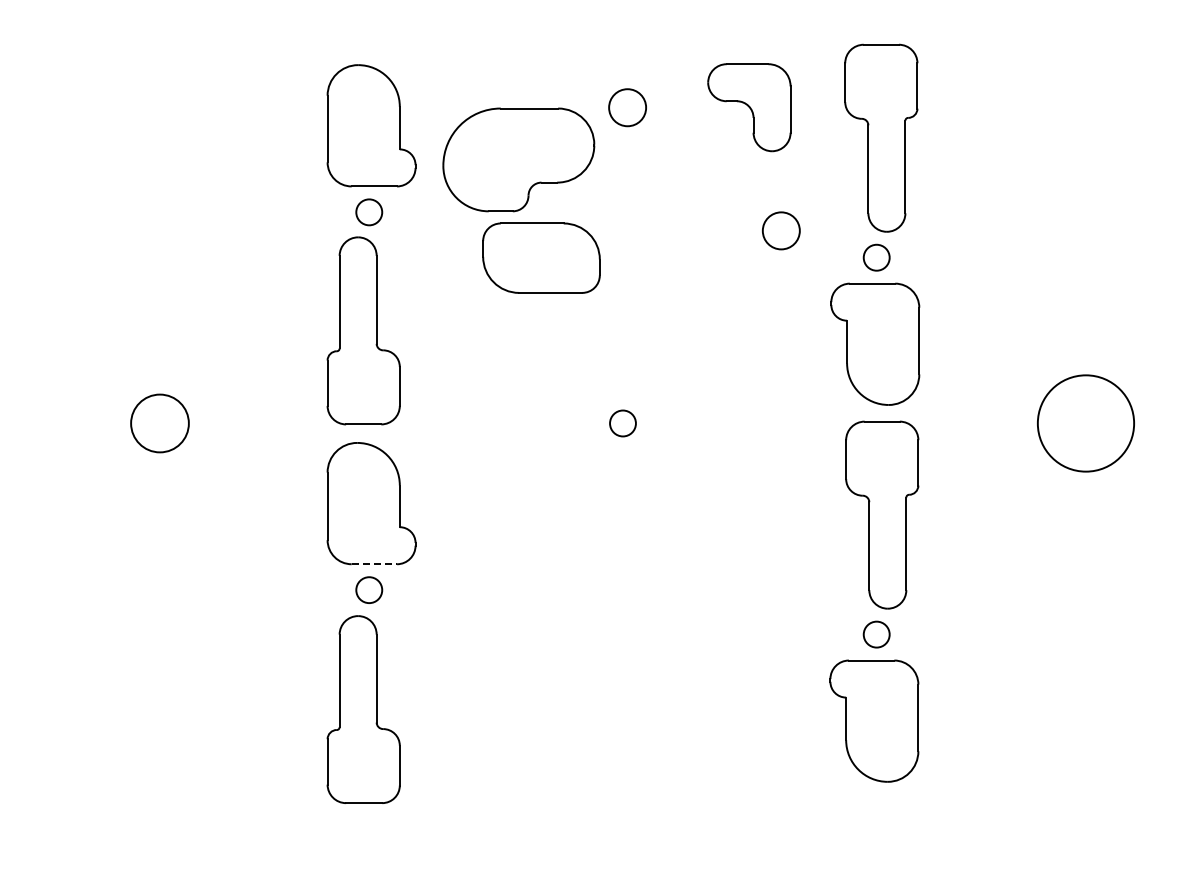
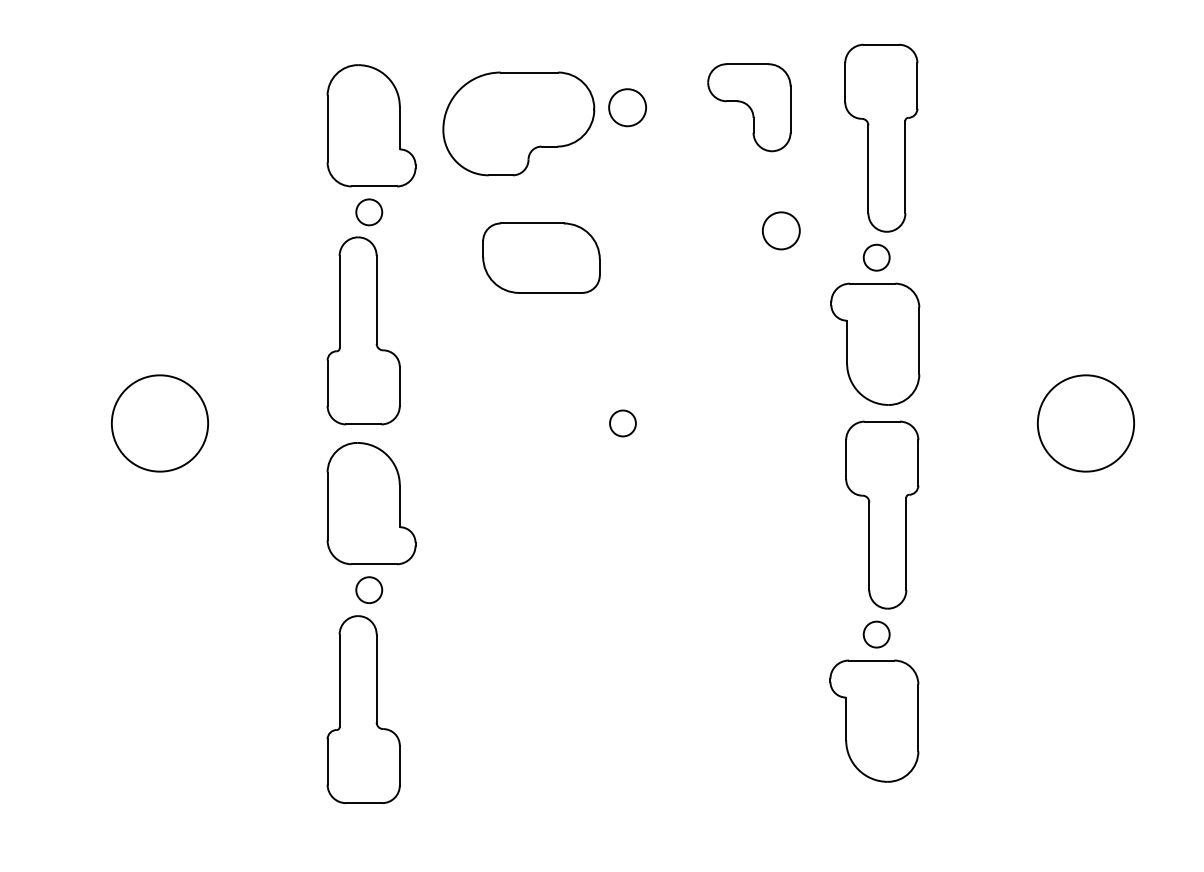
part position: (518, 159) -> (518, 123) (518, 123)
circle diameter: 58 px -> 96 px (159, 423)
line: dashed -> solid (374, 564)
